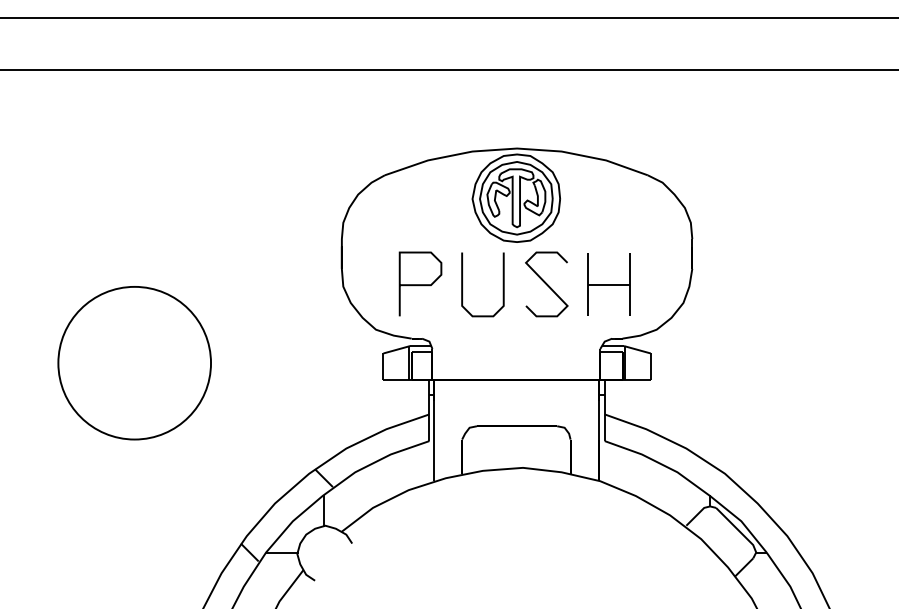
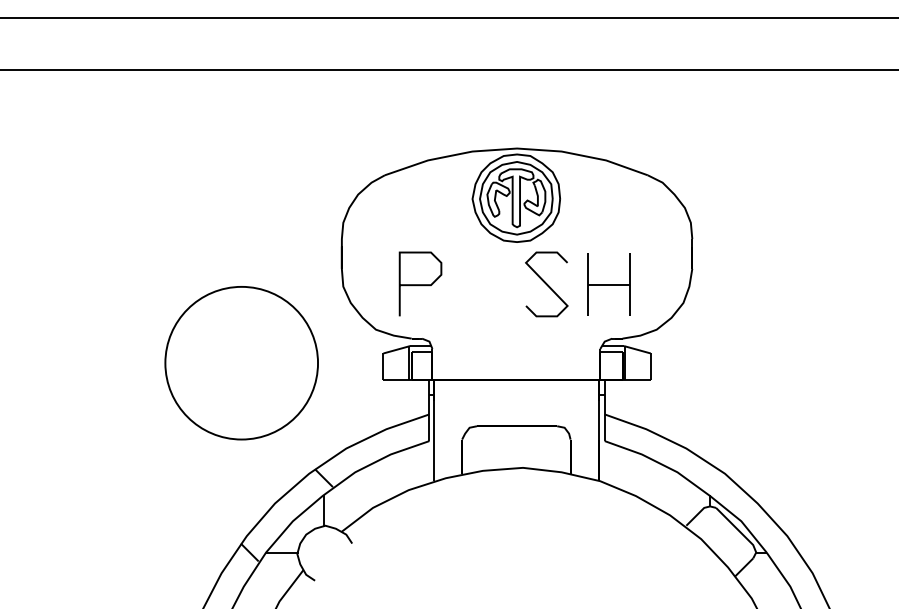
curve: present -> none (462, 284)
part position: (134, 363) -> (241, 363) (241, 363)
